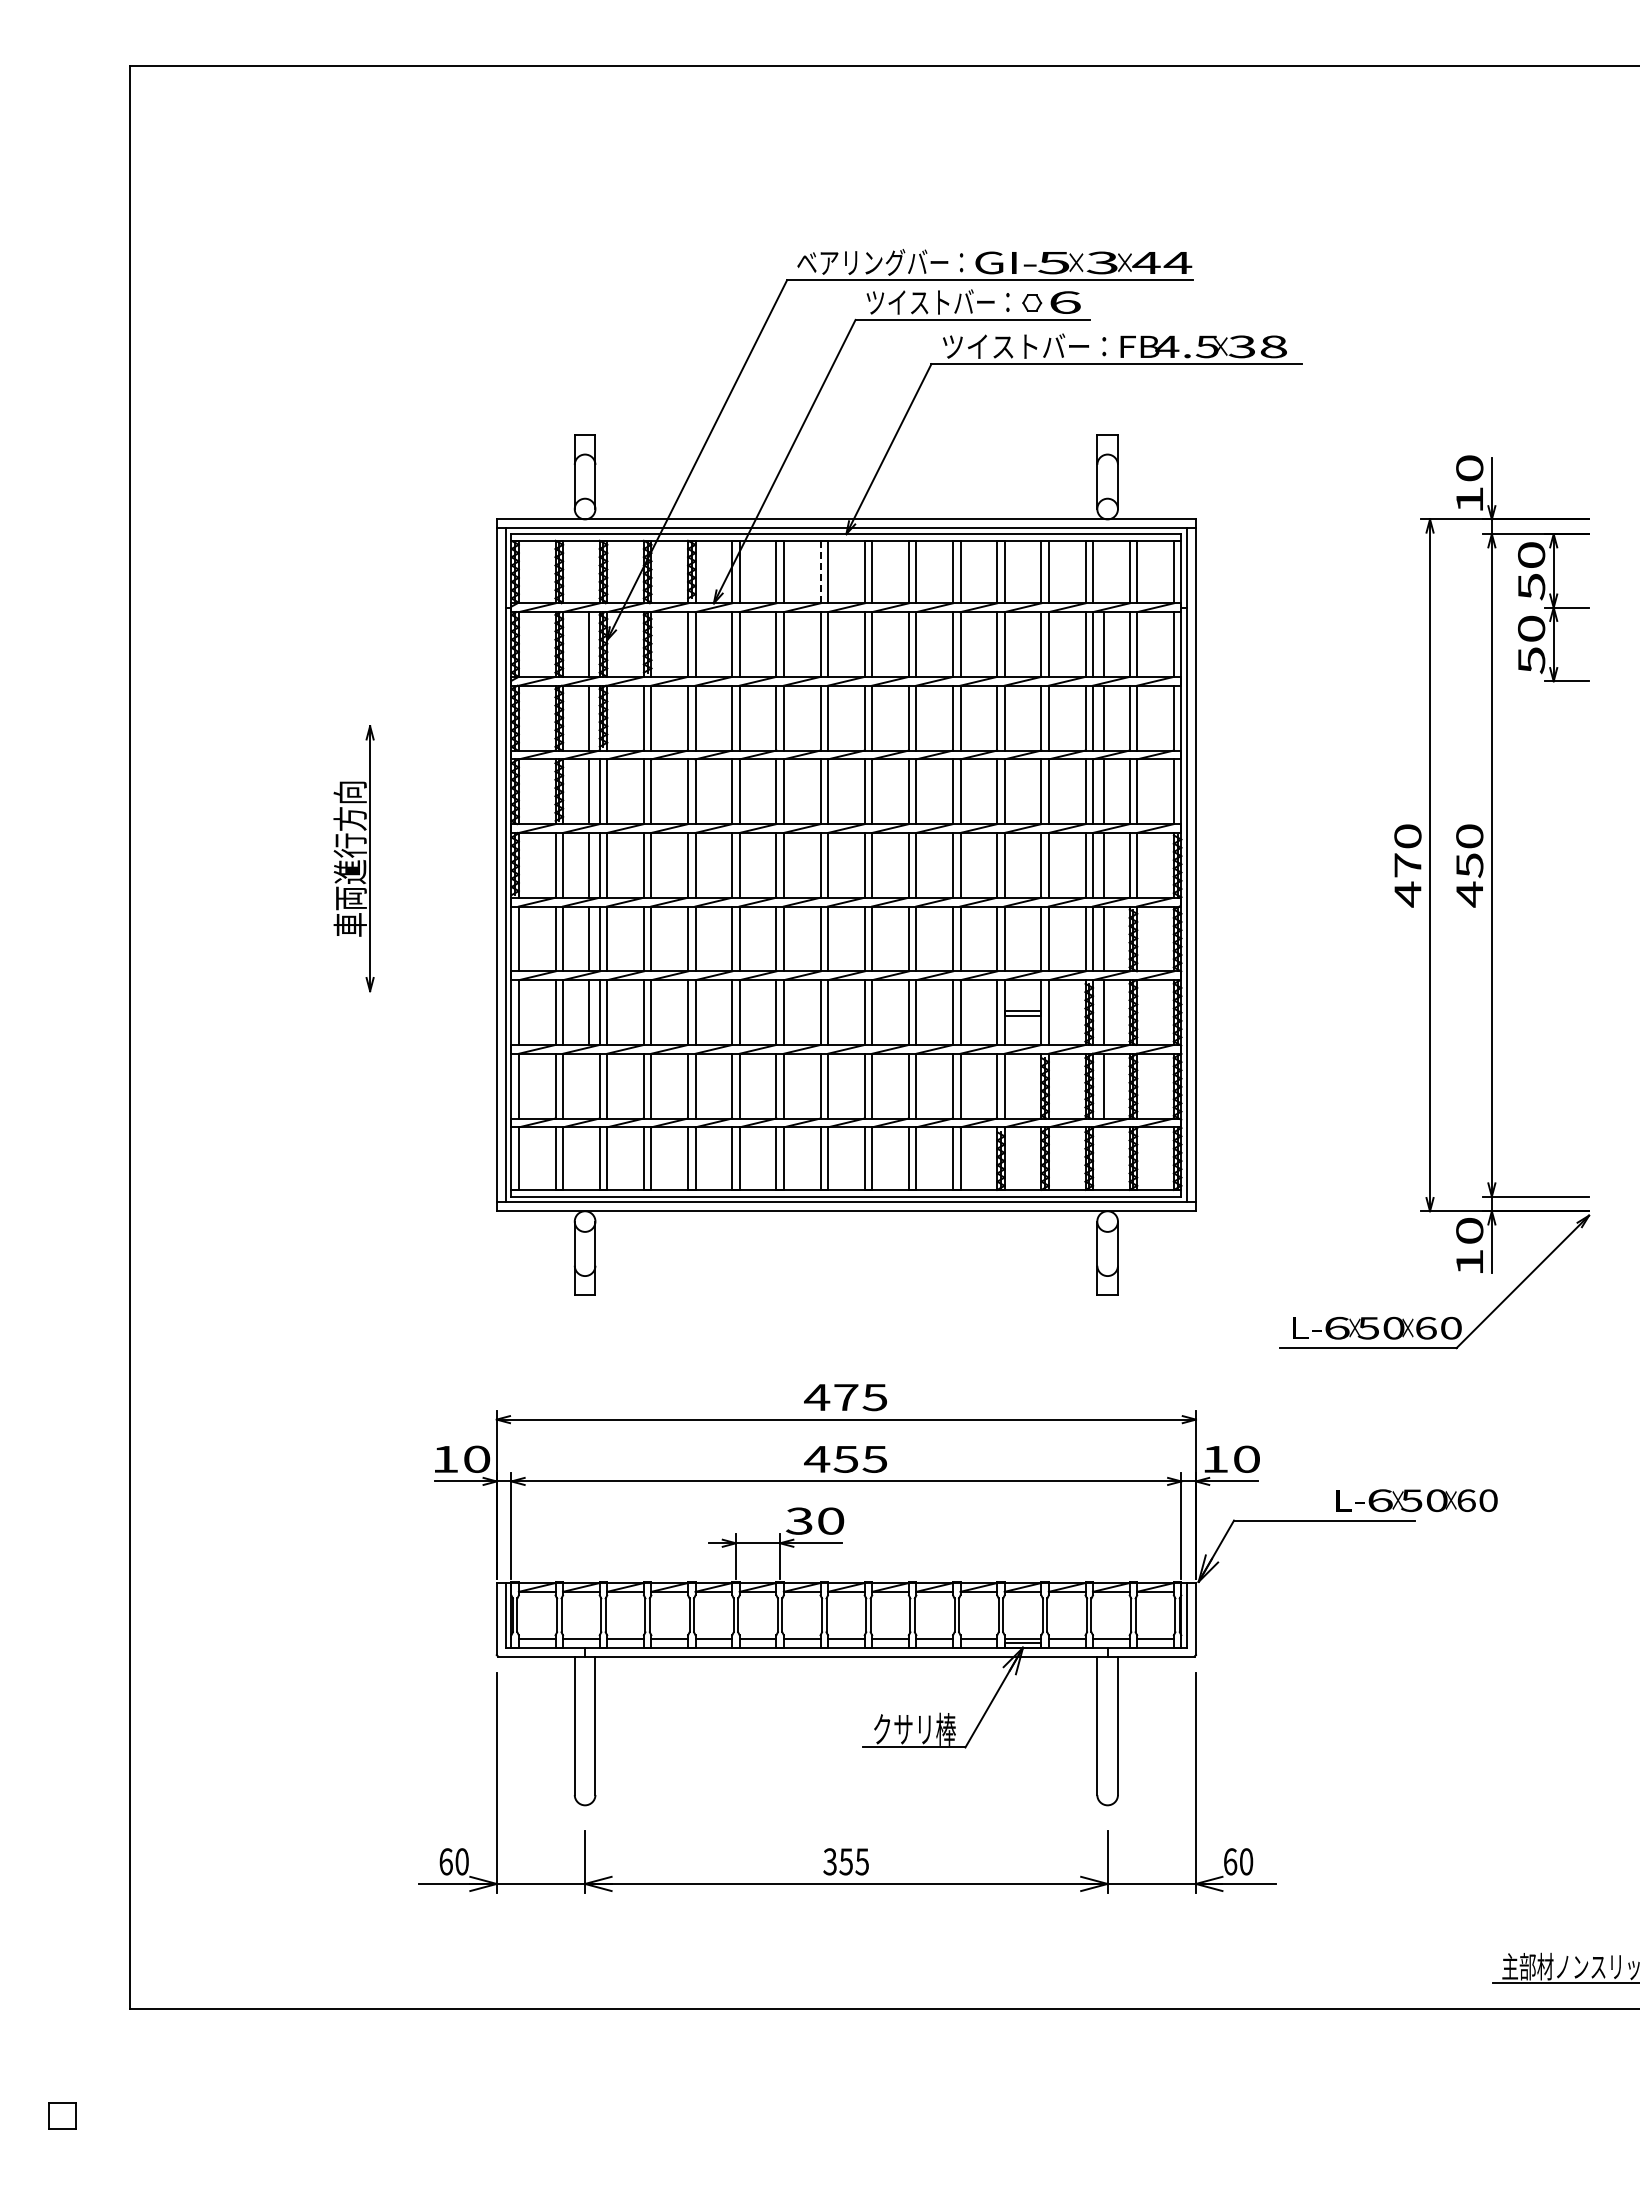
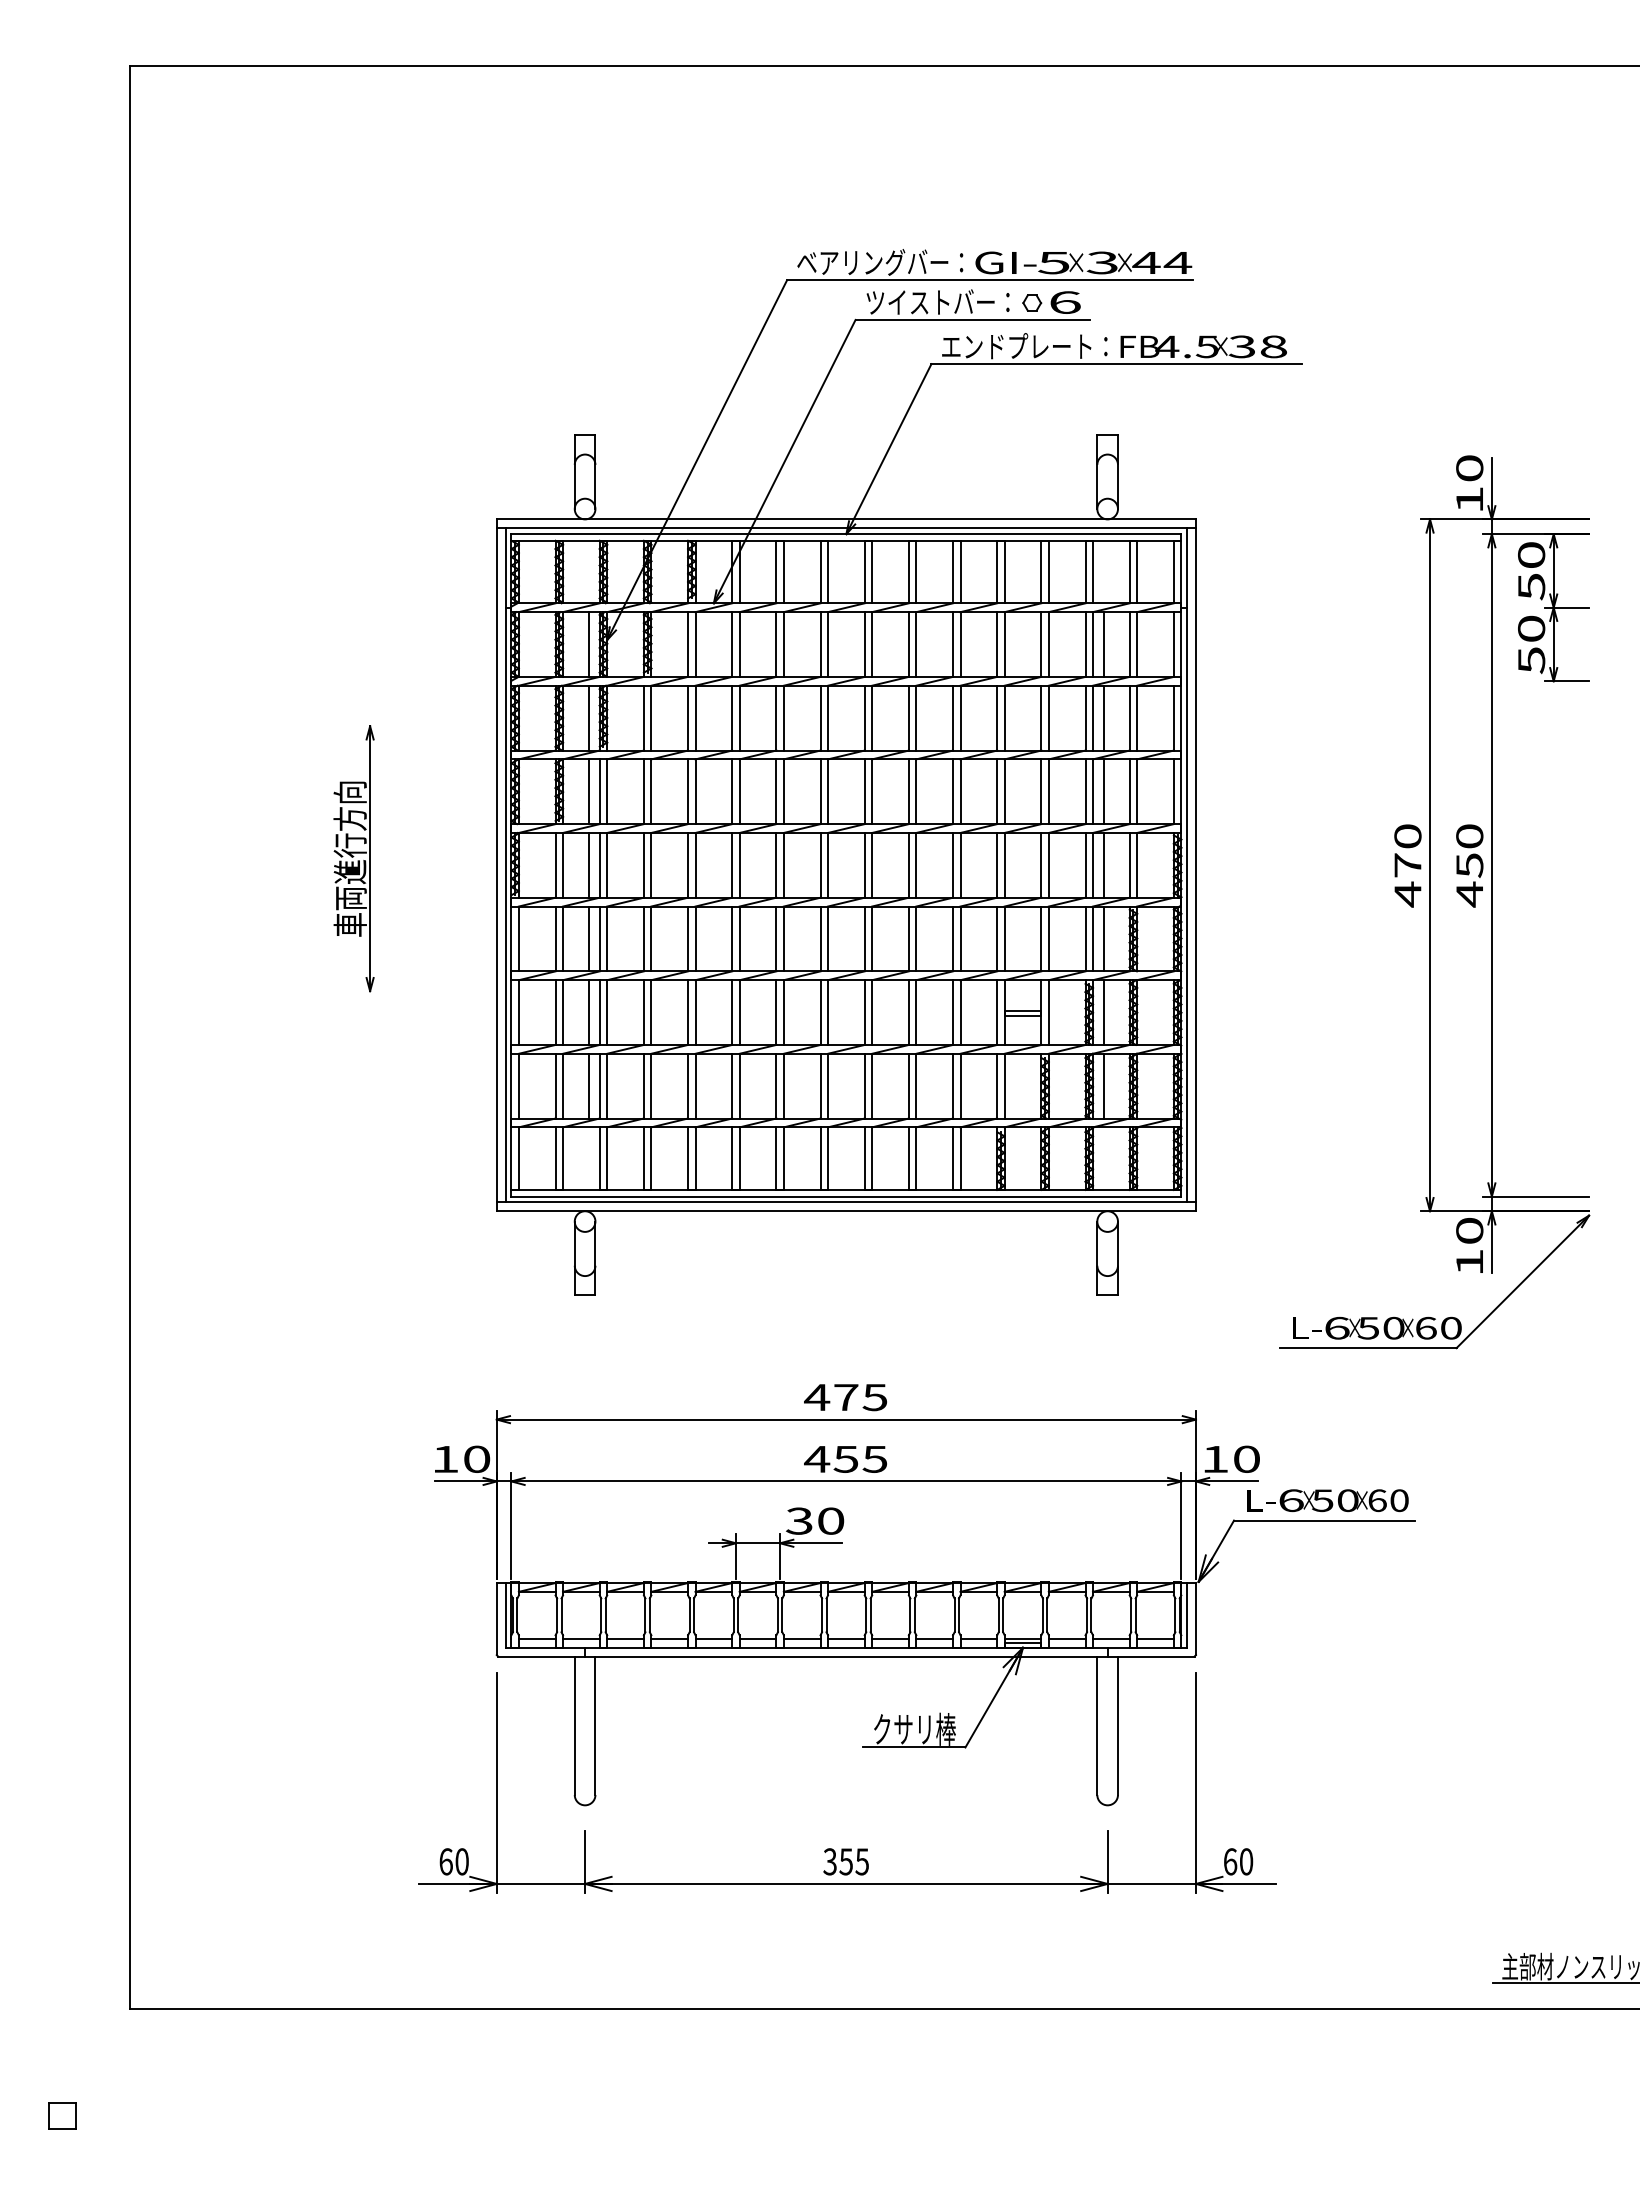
text: ツイストバー： -> エンドプレート： (1024, 346)
line: dashed -> solid (820, 571)
line: none -> present (588, 1085)
text position: (1416, 1500) -> (1327, 1500) (1327, 1500)
